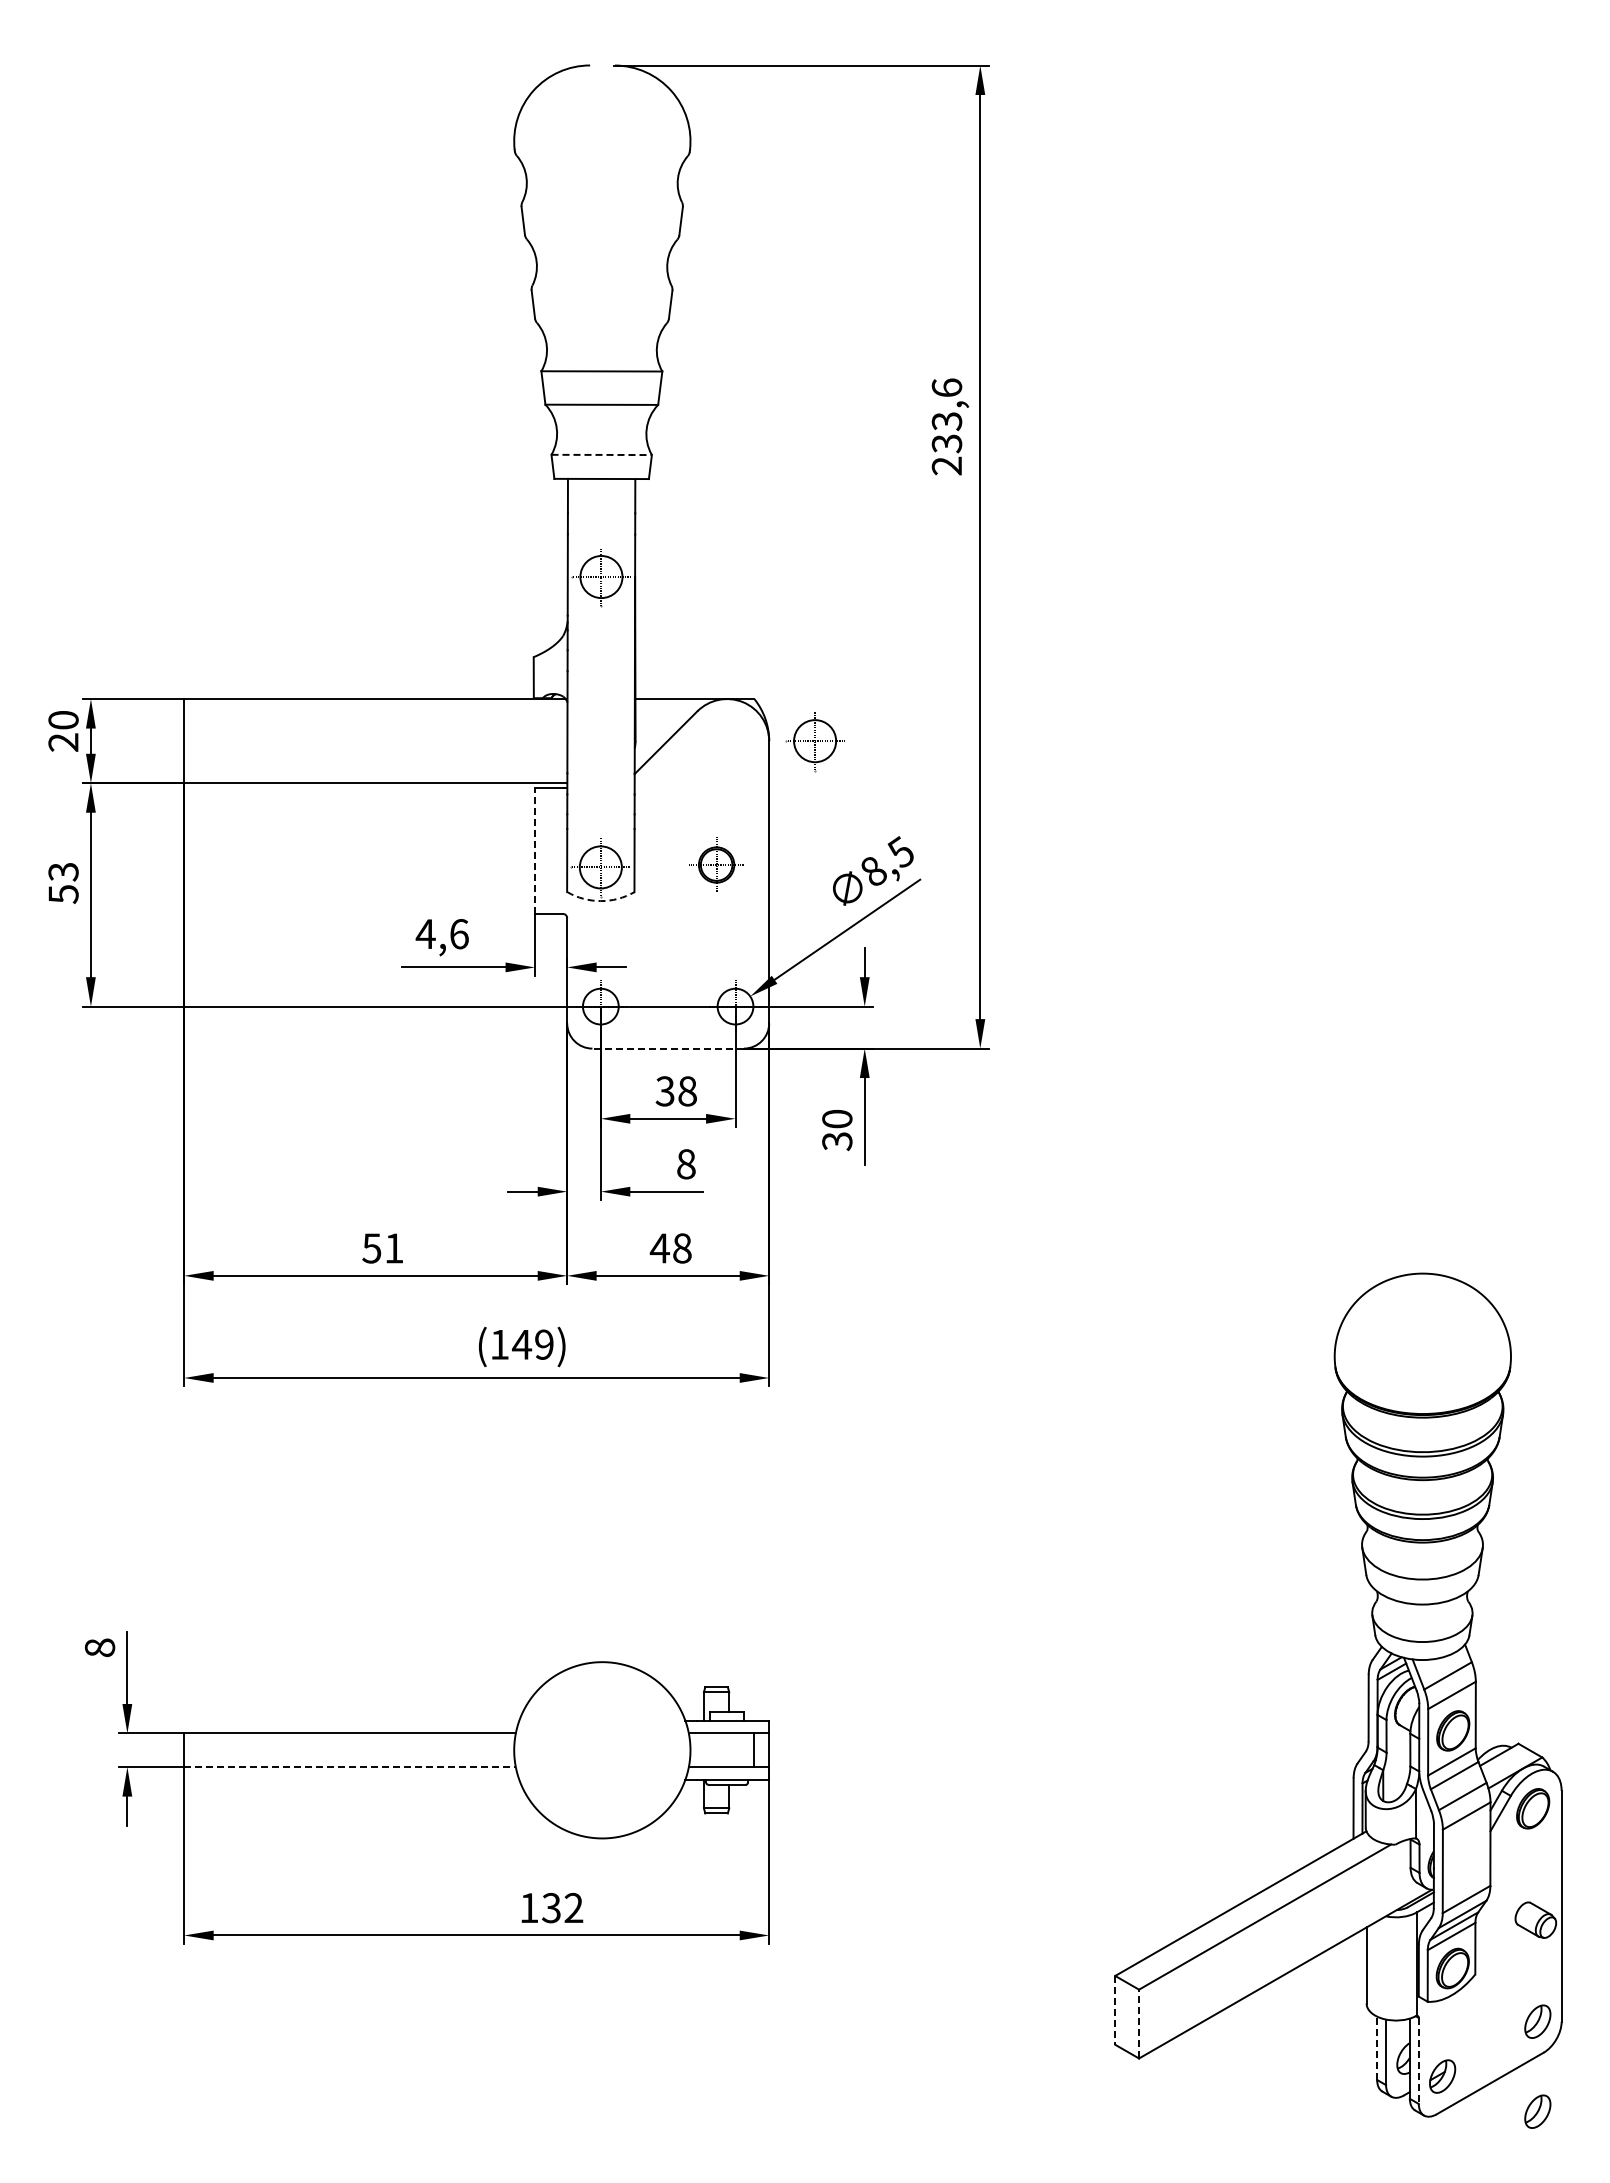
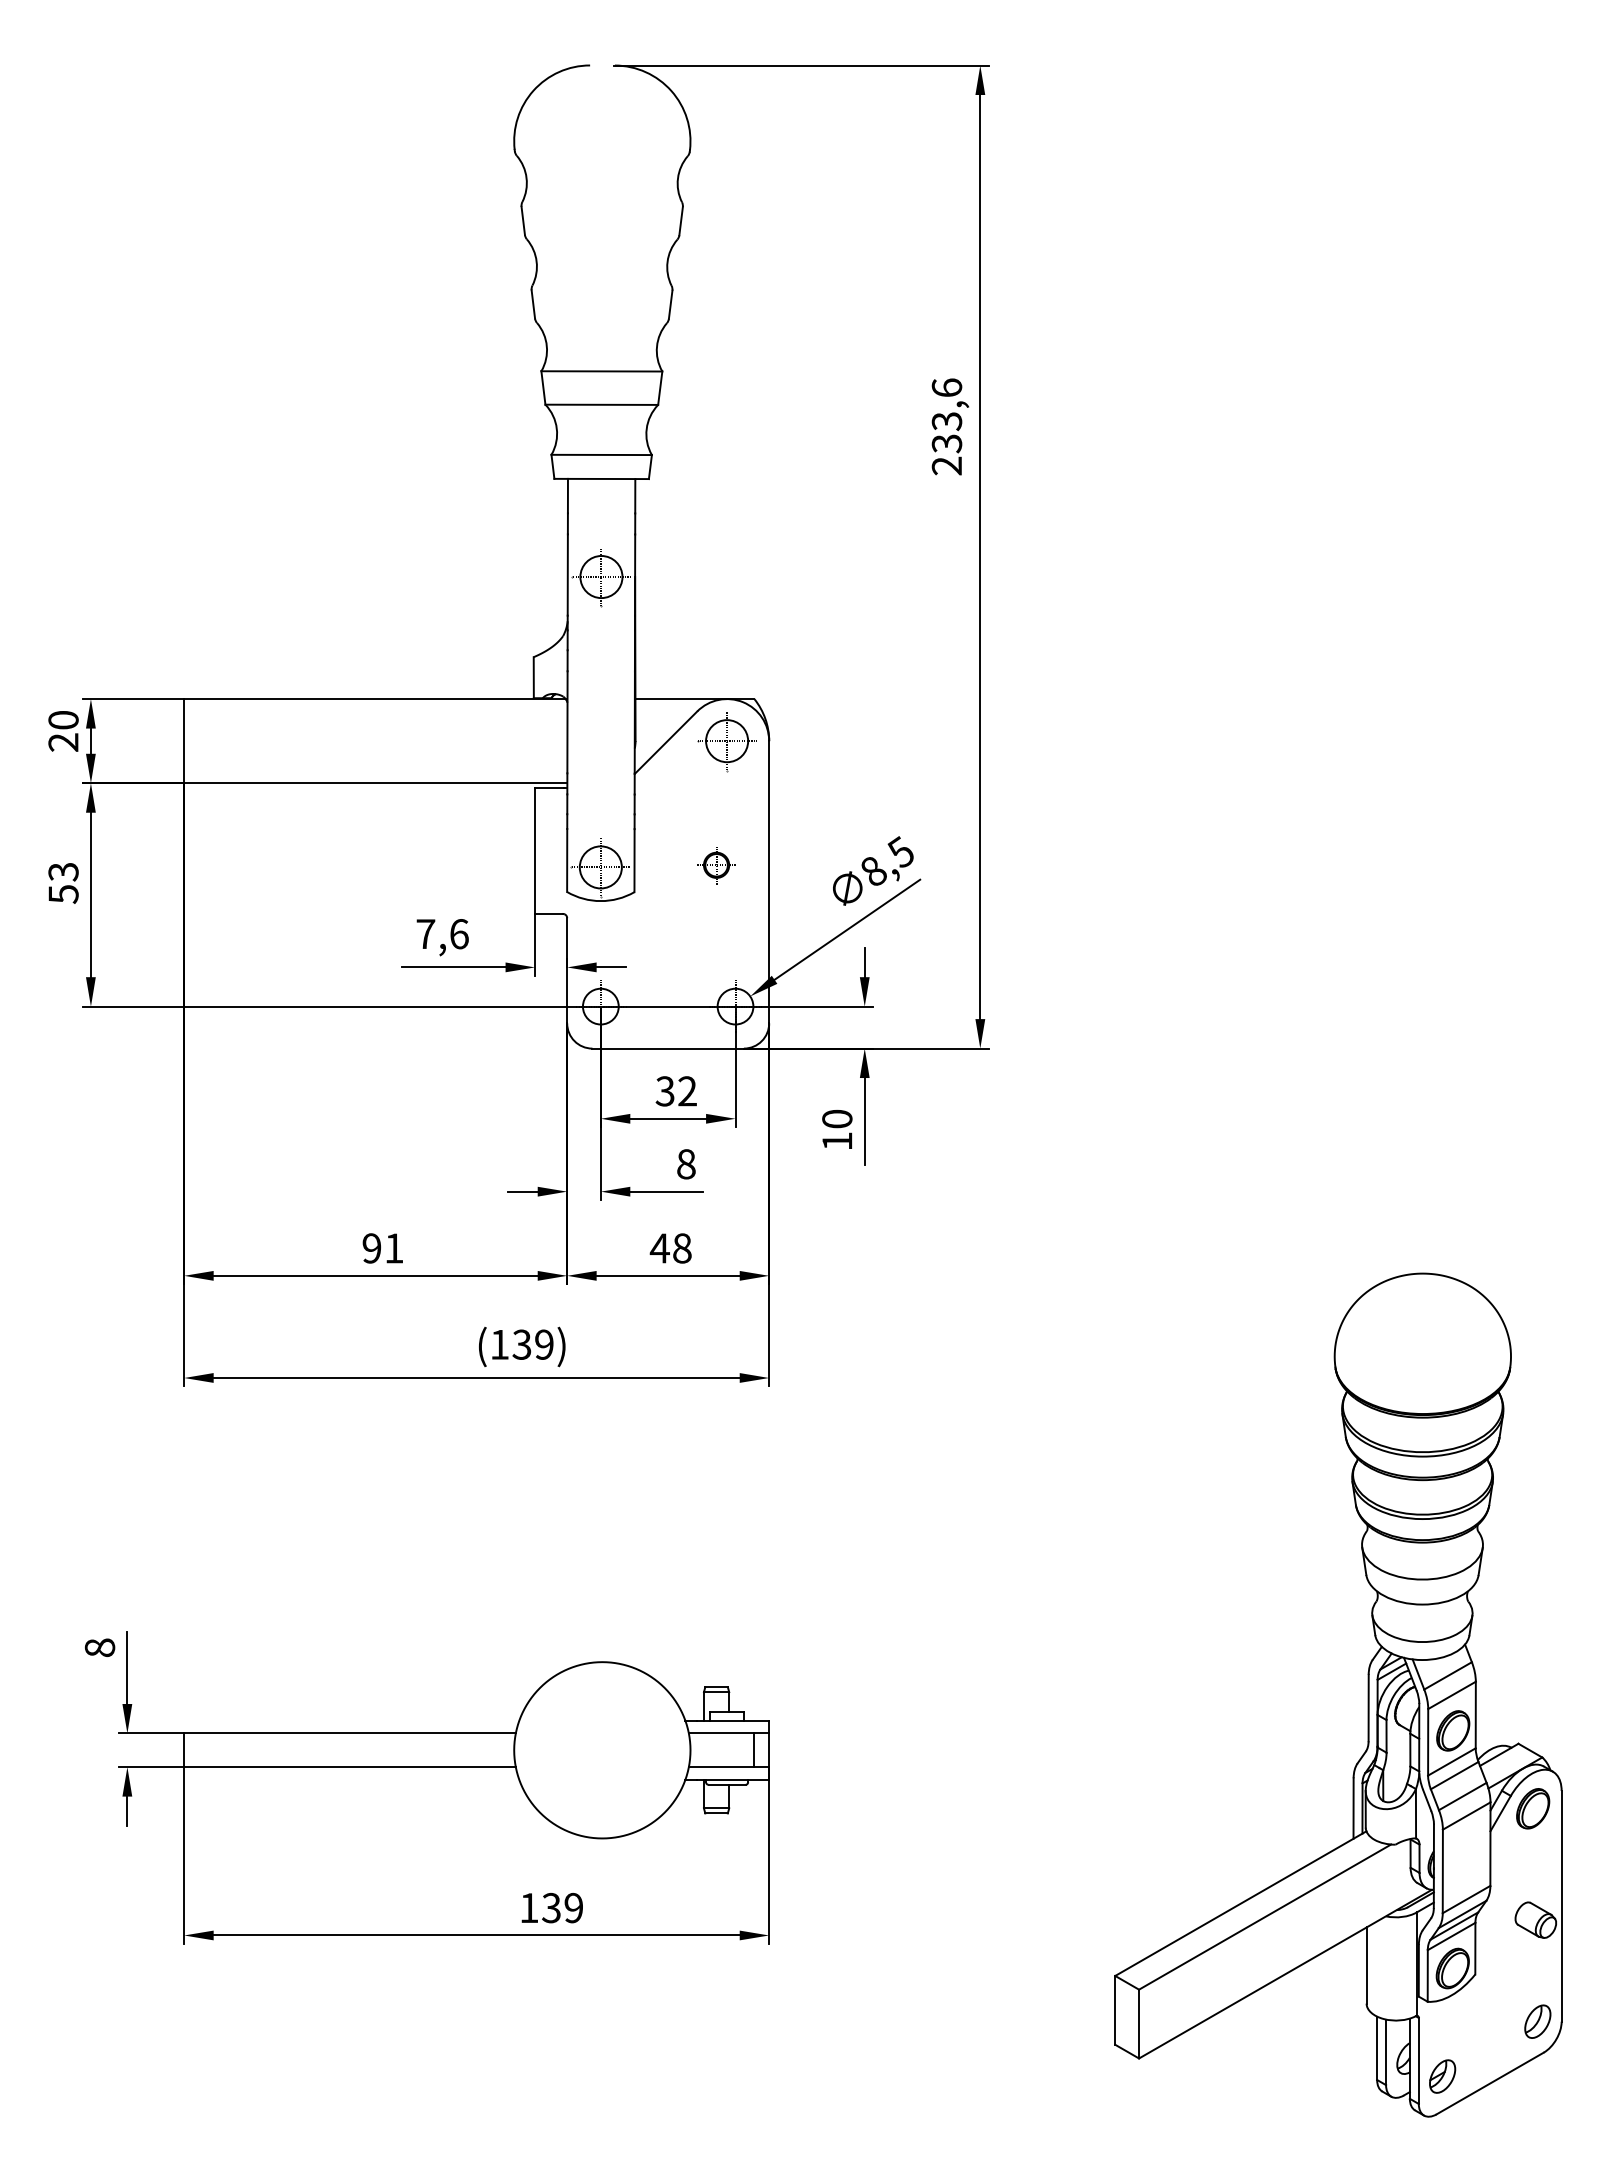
line: dashed -> solid (602, 454)
part position: (814, 742) -> (726, 742) (726, 742)
line: dashed -> solid (535, 850)
part size: 55x55 px -> 39x38 px (716, 865)
arc: dashed -> solid (600, 901)
text: 4,6 -> 7,6 (425, 933)
line: dashed -> solid (668, 1048)
text: 38 -> 32 (687, 1091)
text: 30 -> 10 (837, 1141)
text: 51 -> 91 (371, 1248)
text: (149 -> (139 (521, 1344)
line: dashed -> solid (350, 1767)
text: 132 -> 139 (573, 1908)
line: dashed -> solid (1115, 2010)
line: dashed -> solid (1139, 2023)
line: dashed -> solid (1377, 2048)
line: dashed -> solid (1418, 2061)
part: present -> none (1537, 2111)
